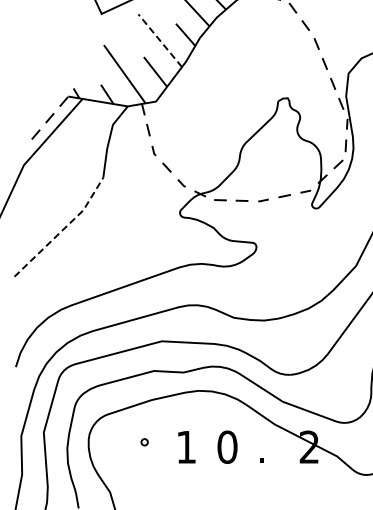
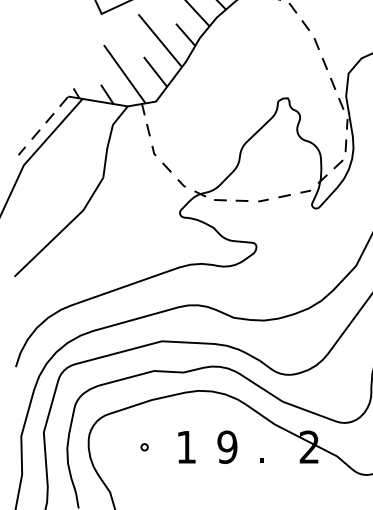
line: dashed -> solid (159, 40)
line: none -> present (21, 150)
line: dashed -> solid (63, 229)
circle position: (144, 442) -> (144, 447) (144, 447)
text: 0 -> 9 (227, 446)
